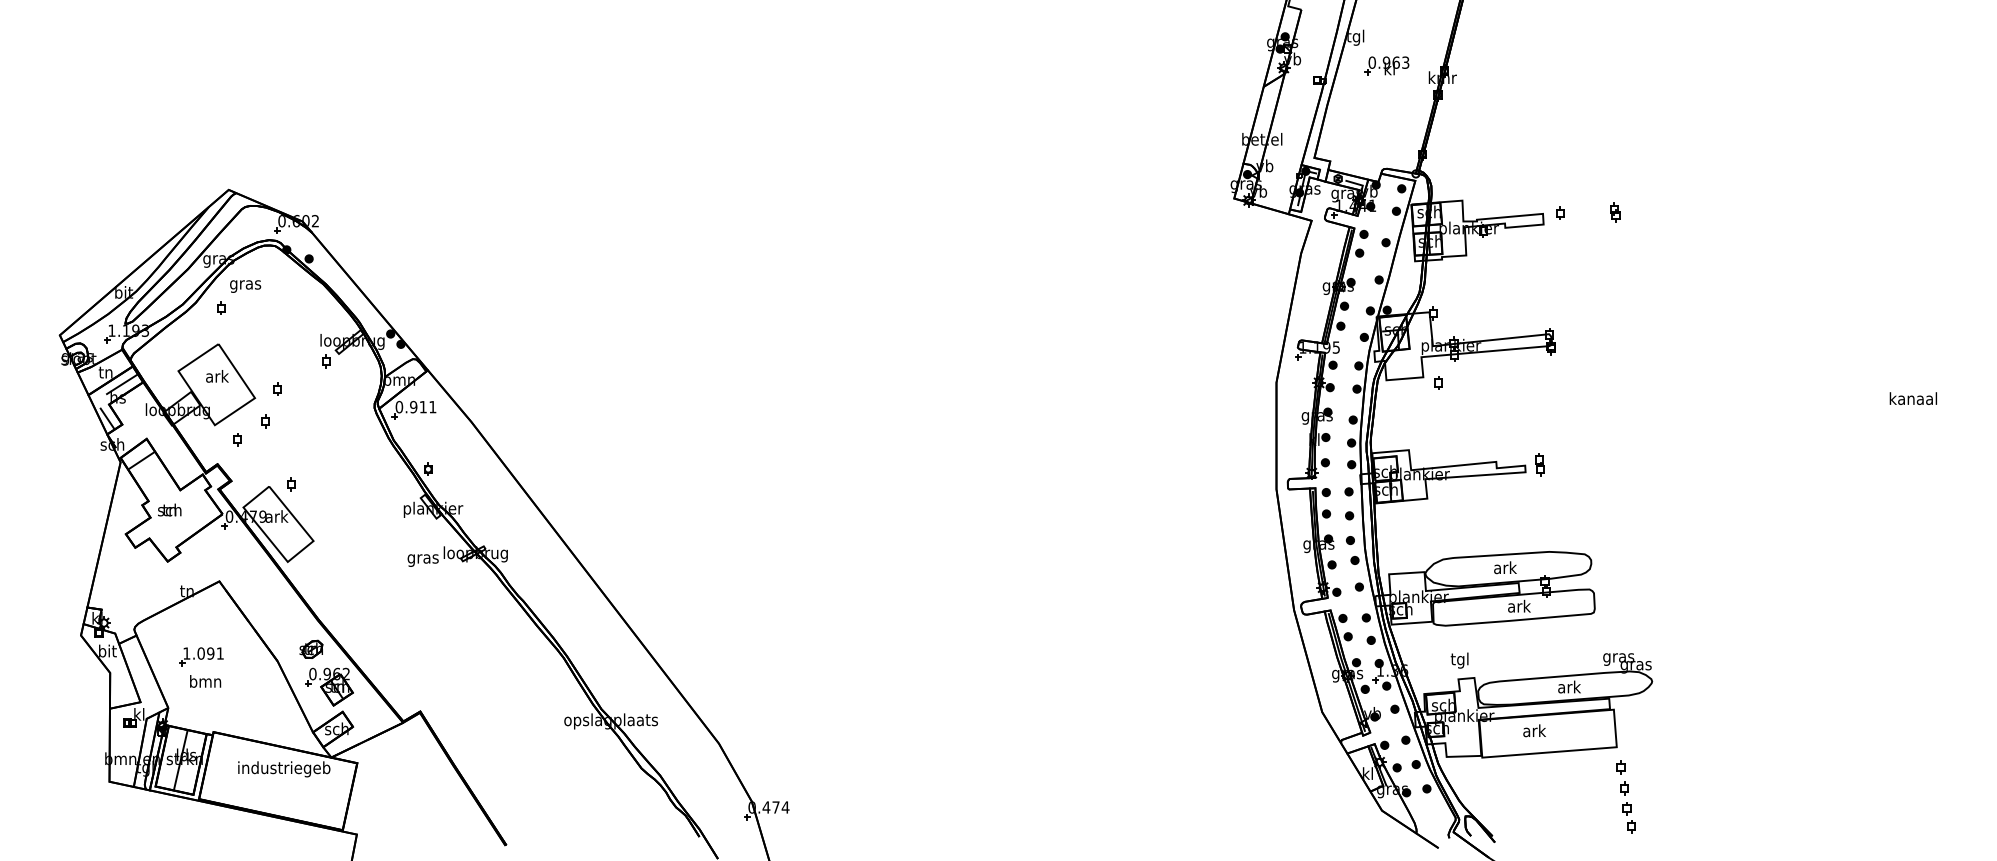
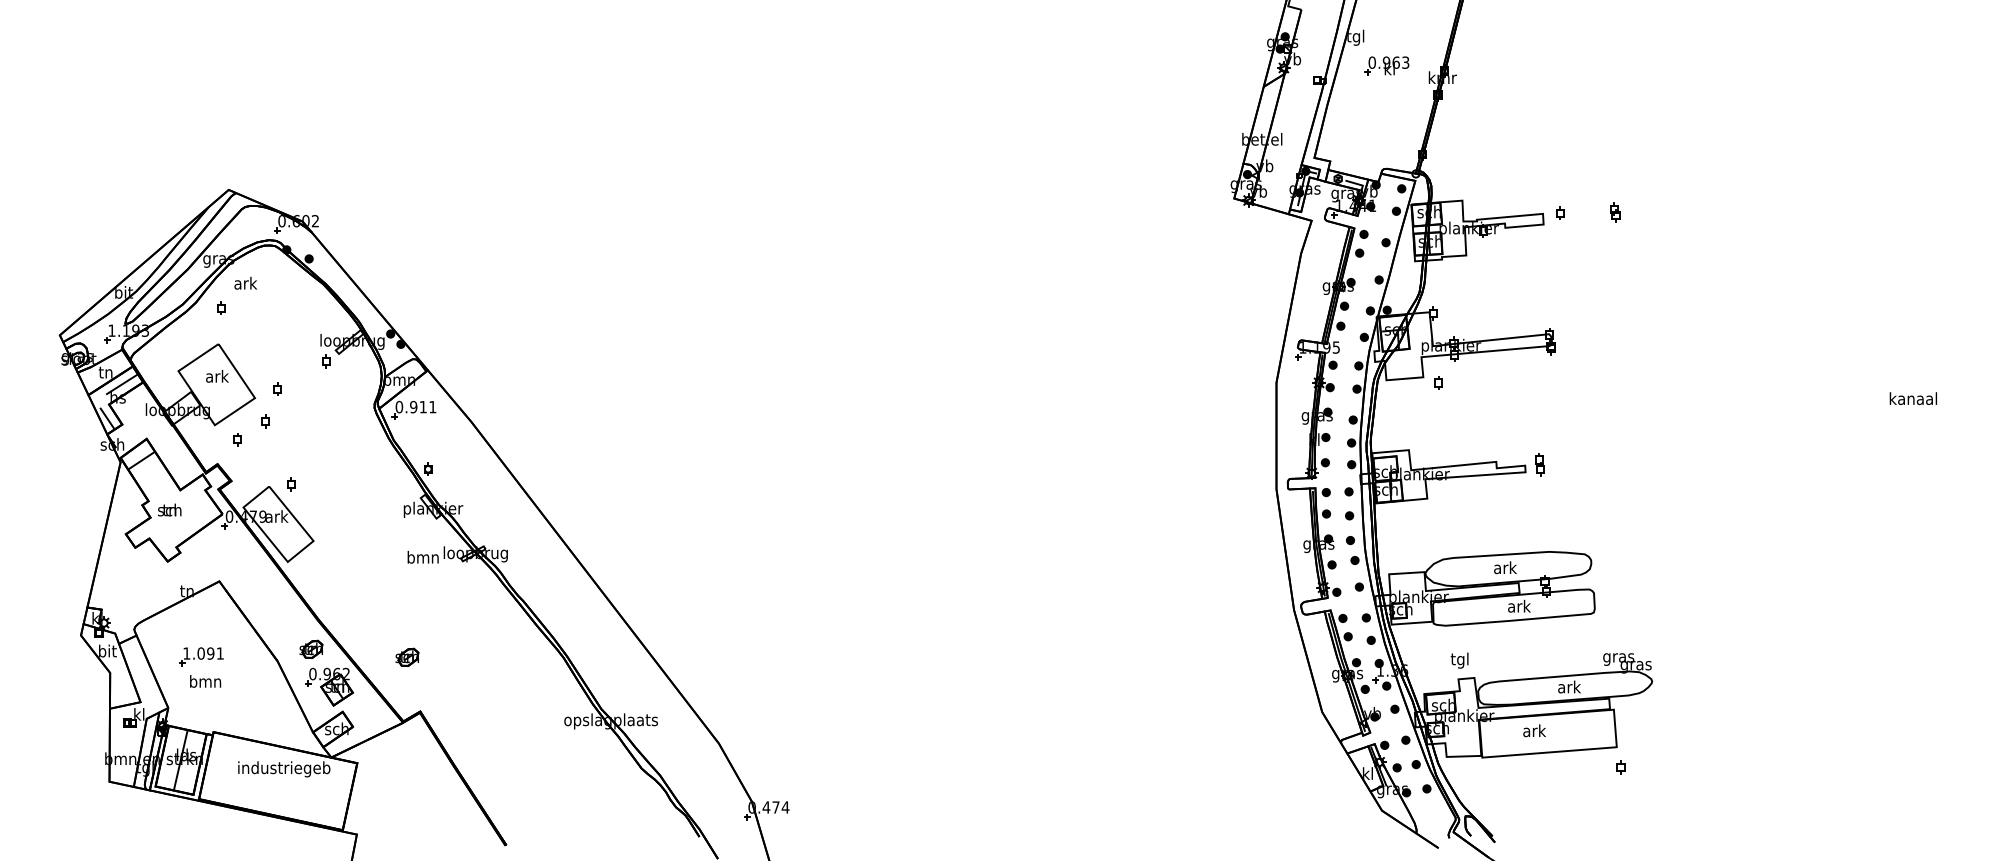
text: gras -> ark (245, 284)
text: gras -> bmn (422, 558)
part: none -> present (407, 656)
part: present -> none (1627, 807)
